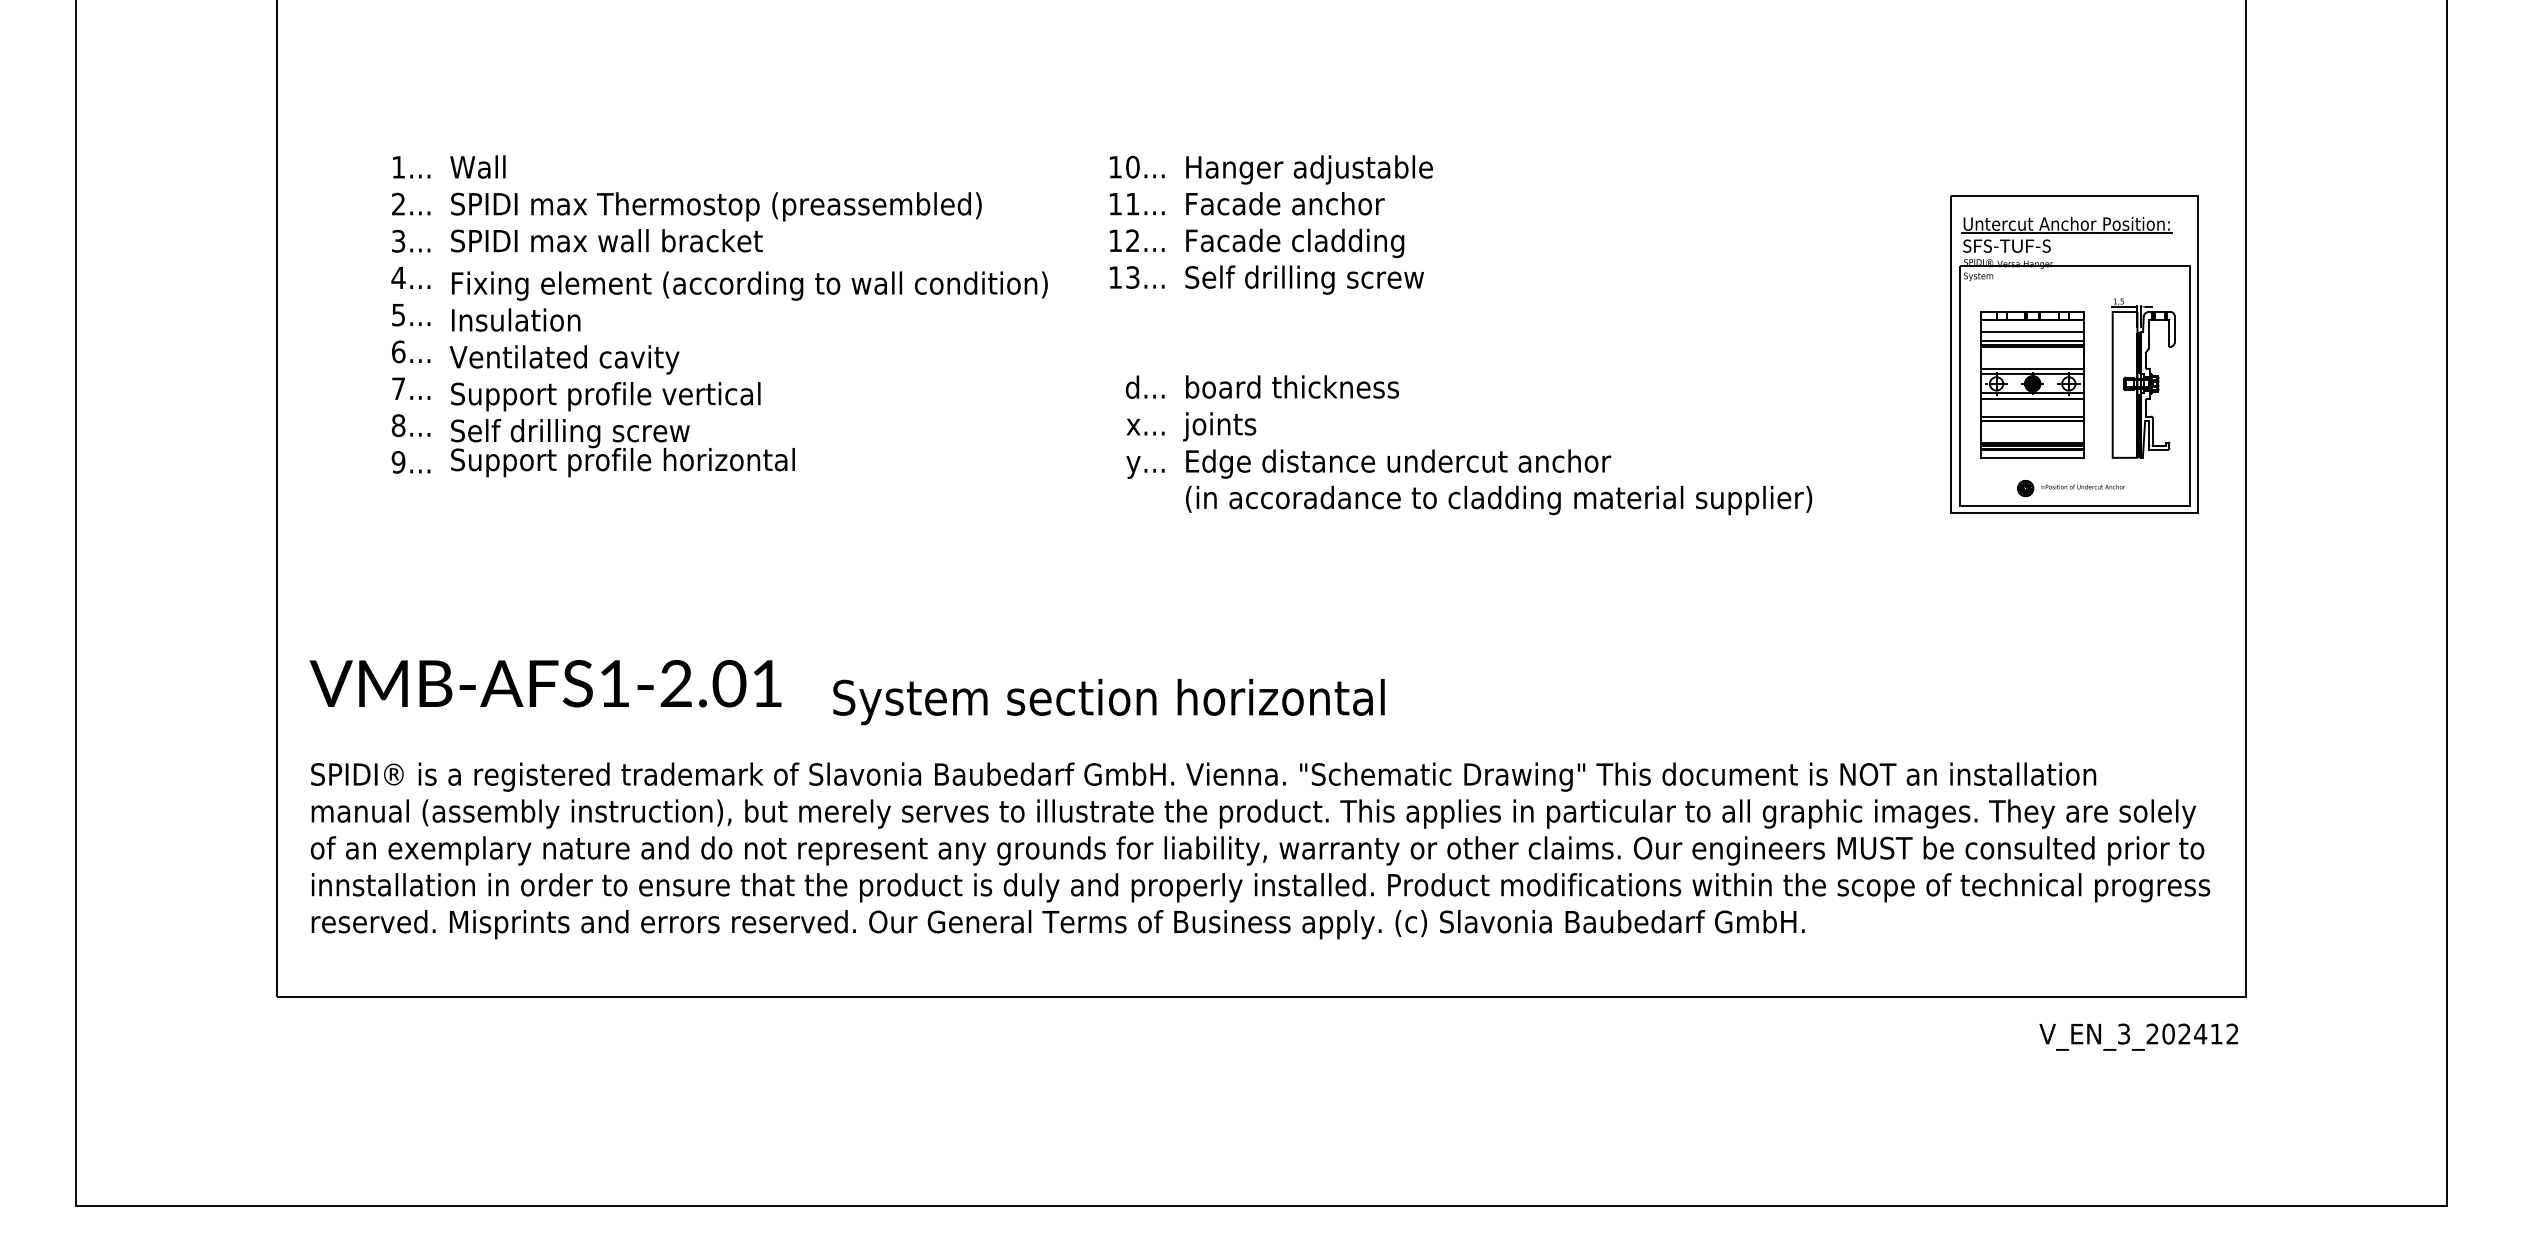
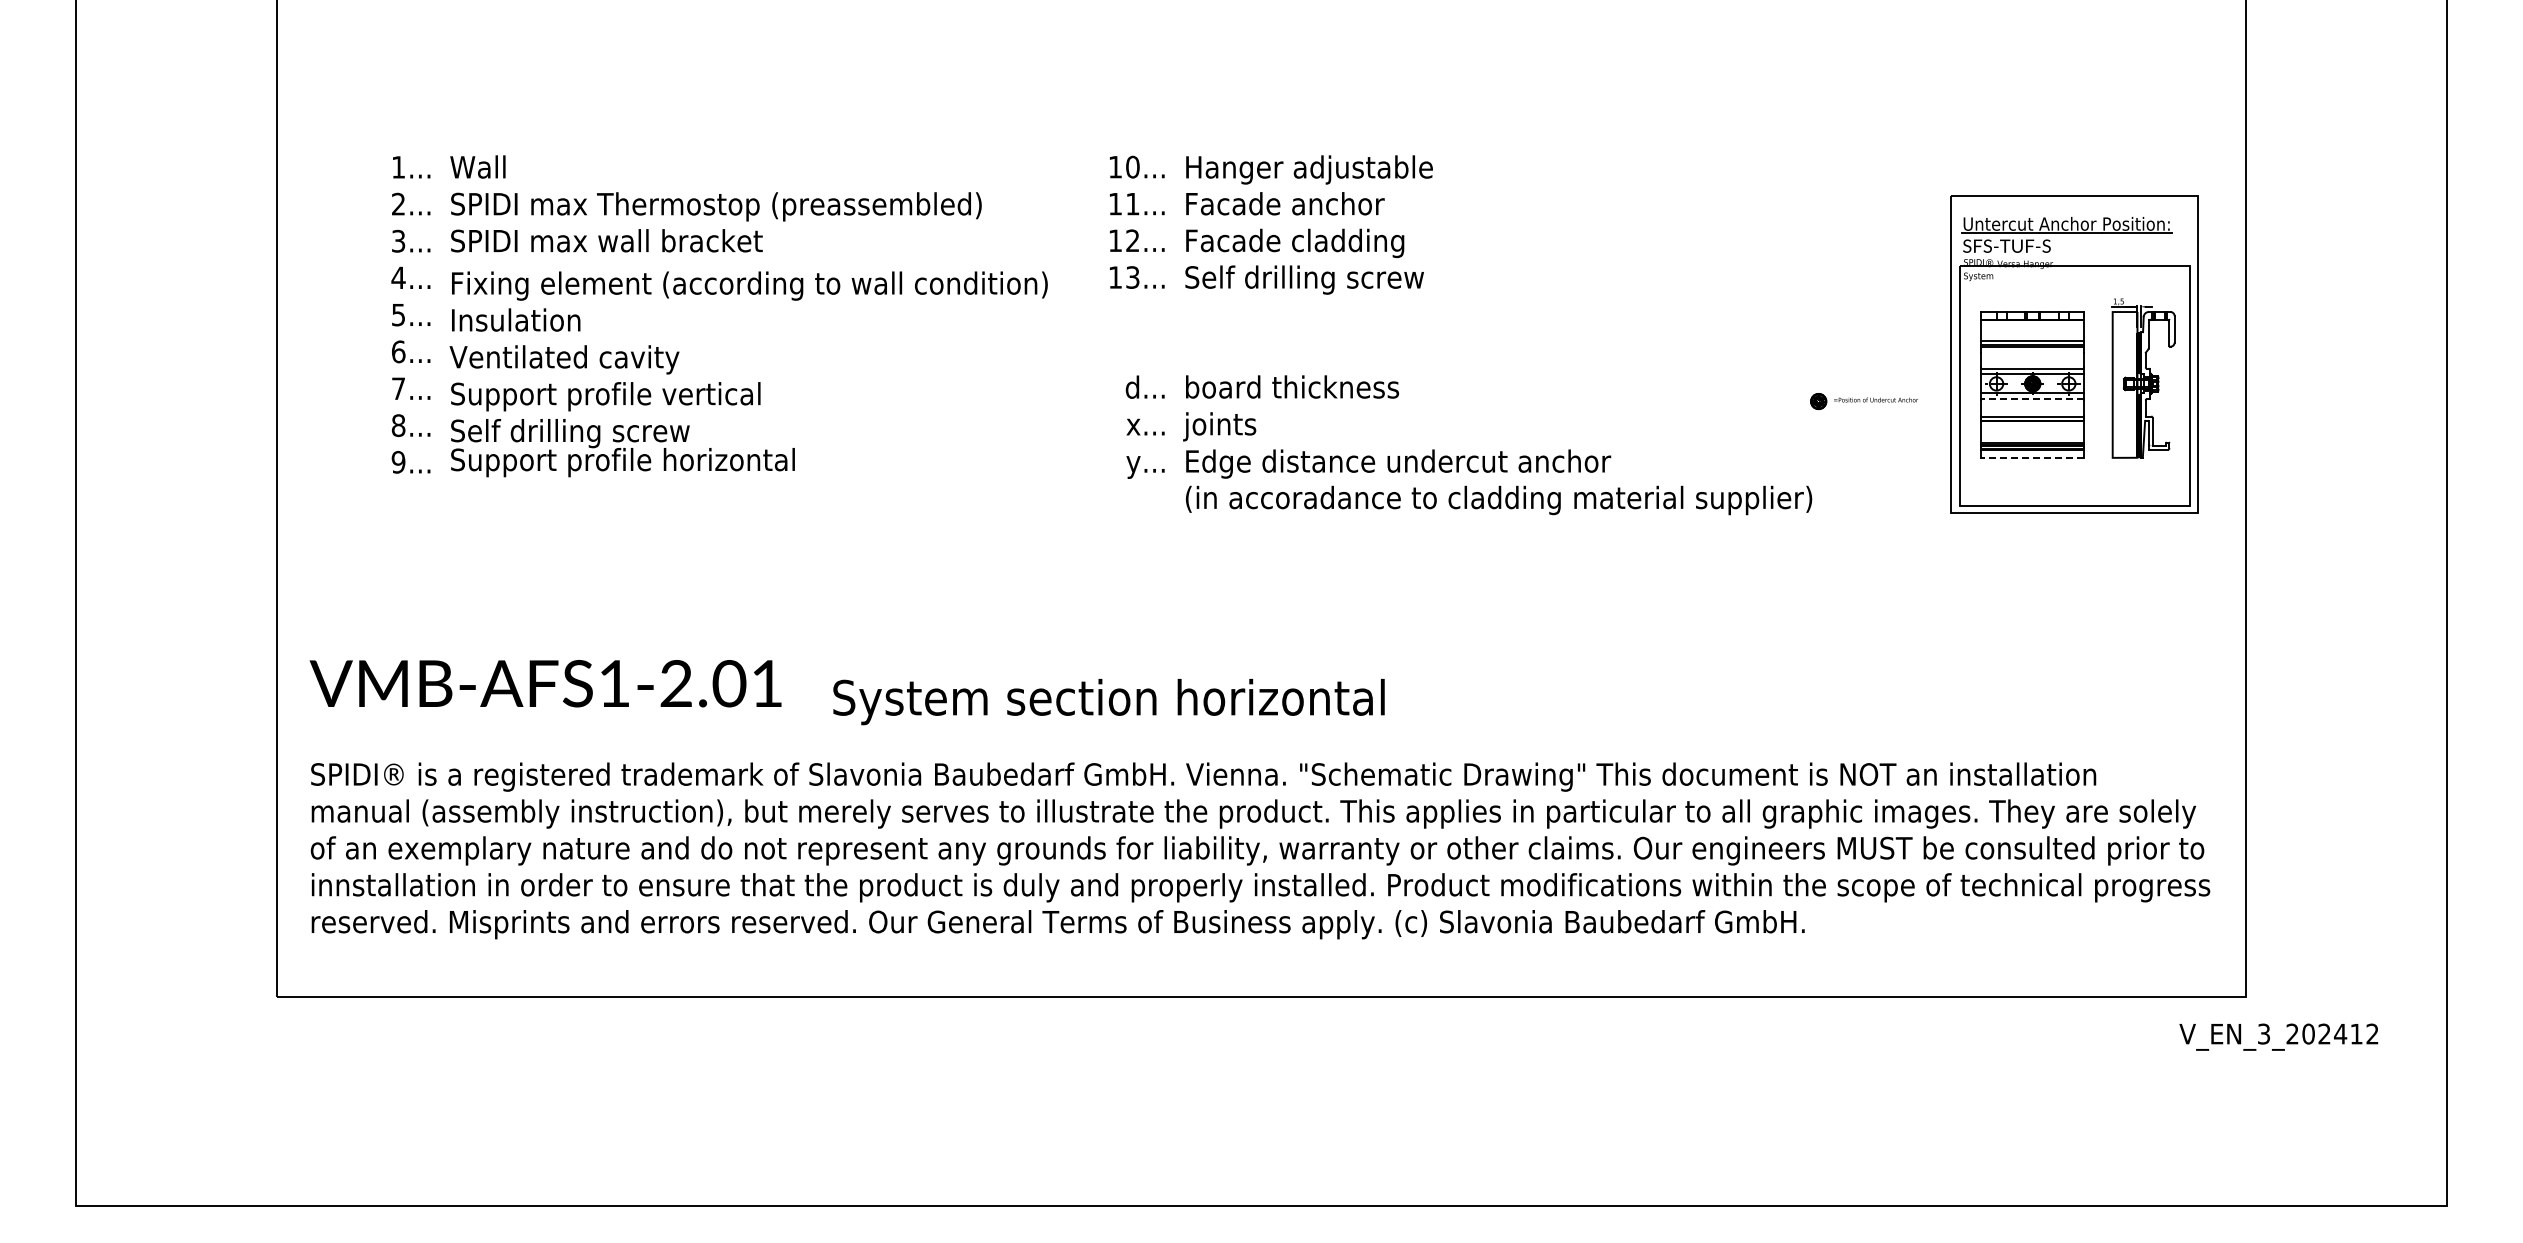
line: present -> none (2032, 332)
line: solid -> dashed (2032, 399)
line: solid -> dashed (2032, 457)
part position: (2070, 488) -> (1863, 401) (1863, 401)
text position: (2138, 1036) -> (2278, 1036) (2278, 1036)
